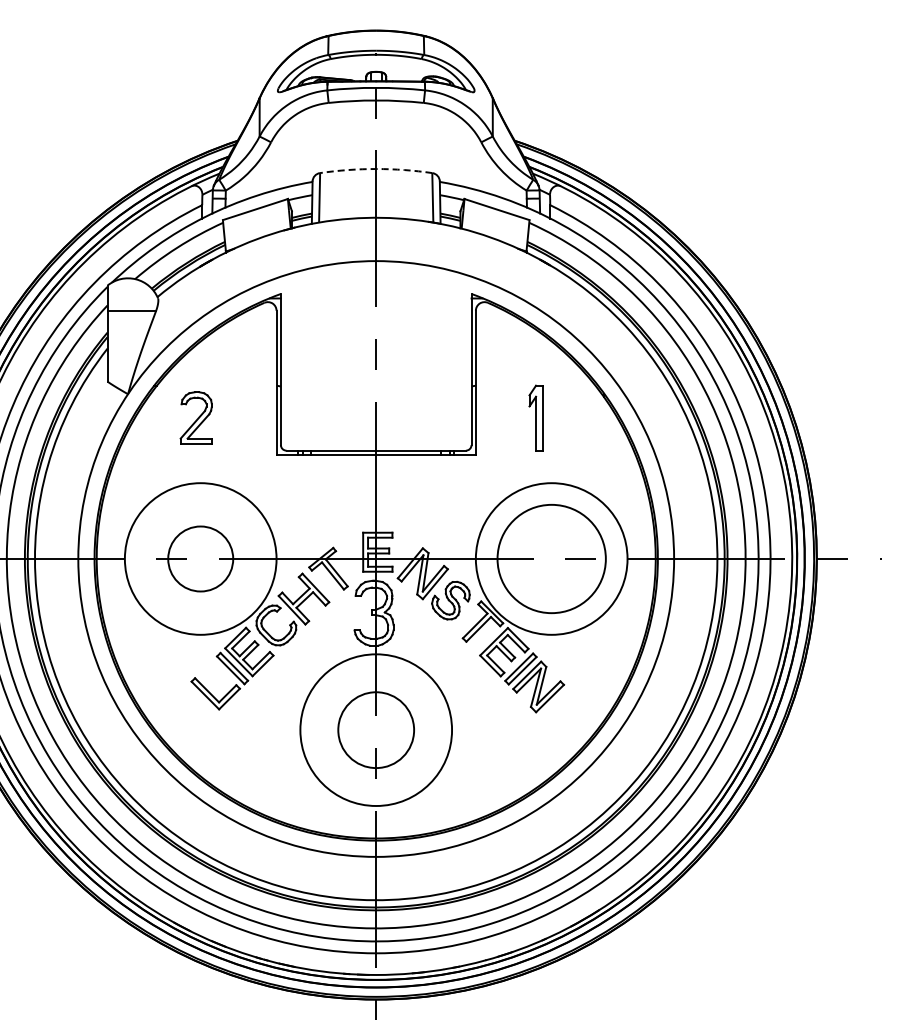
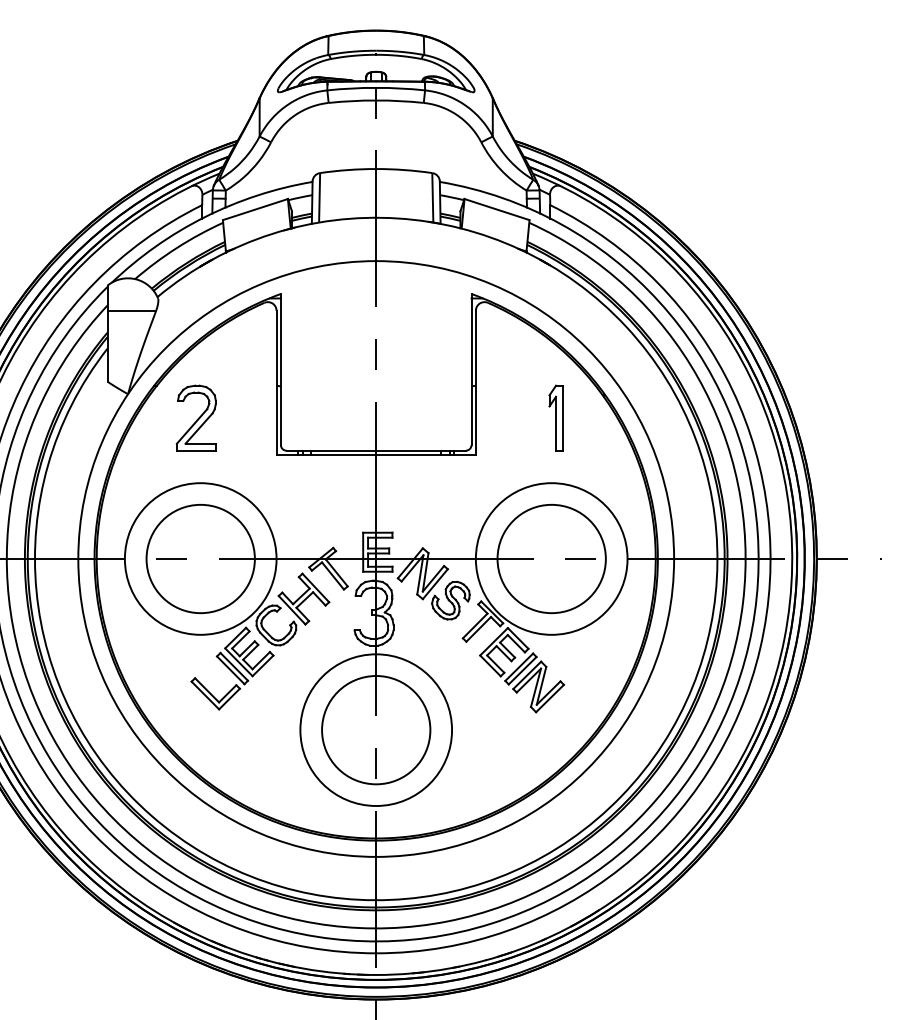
arc: dashed -> solid (376, 169)
part size: 34x54 px -> 42x68 px (195, 417)
part position: (535, 417) -> (555, 417) (555, 417)
circle diameter: 65 px -> 108 px (200, 558)
circle diameter: 76 px -> 108 px (376, 730)
